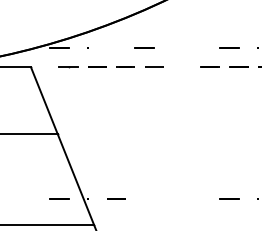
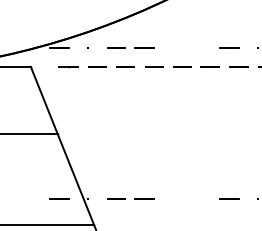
line: none -> present (116, 47)
line: none -> present (182, 66)
line: none -> present (144, 198)
